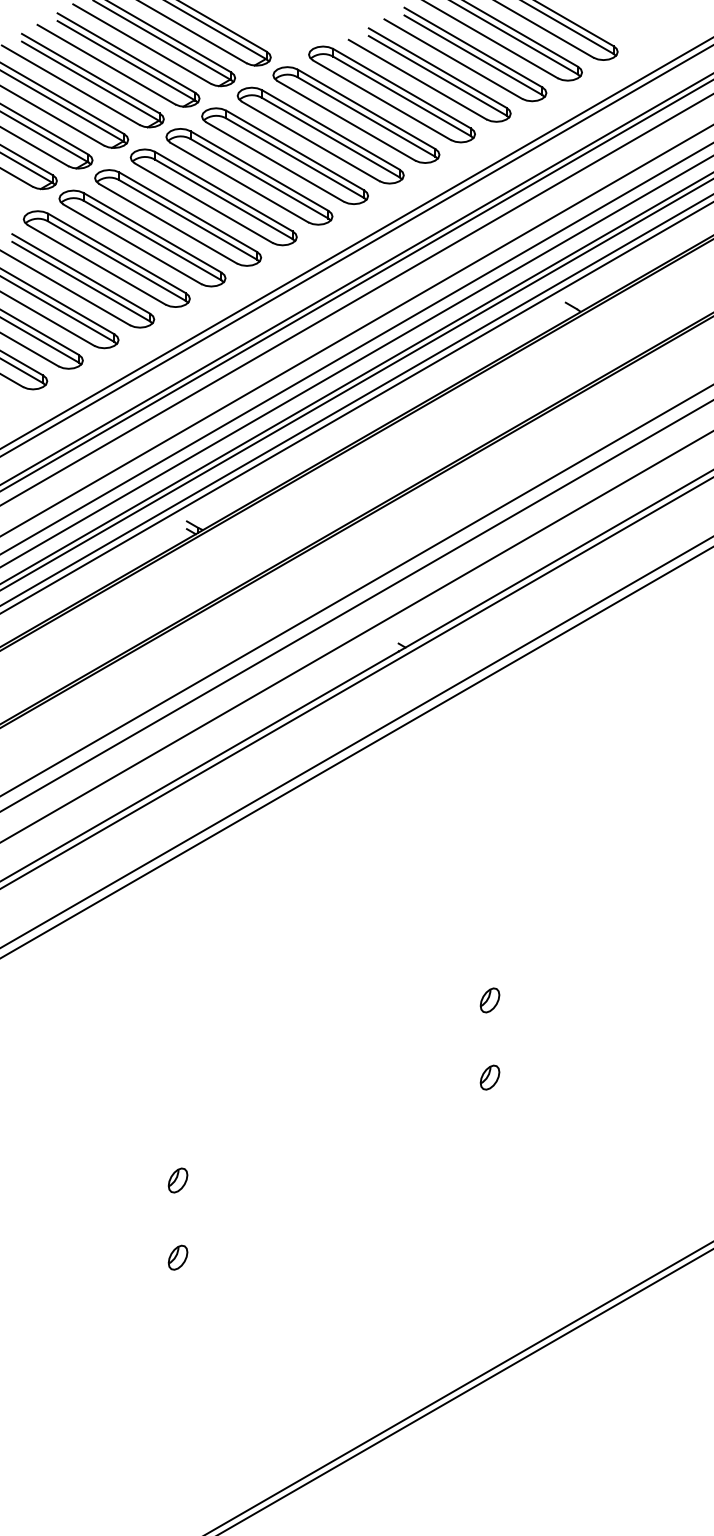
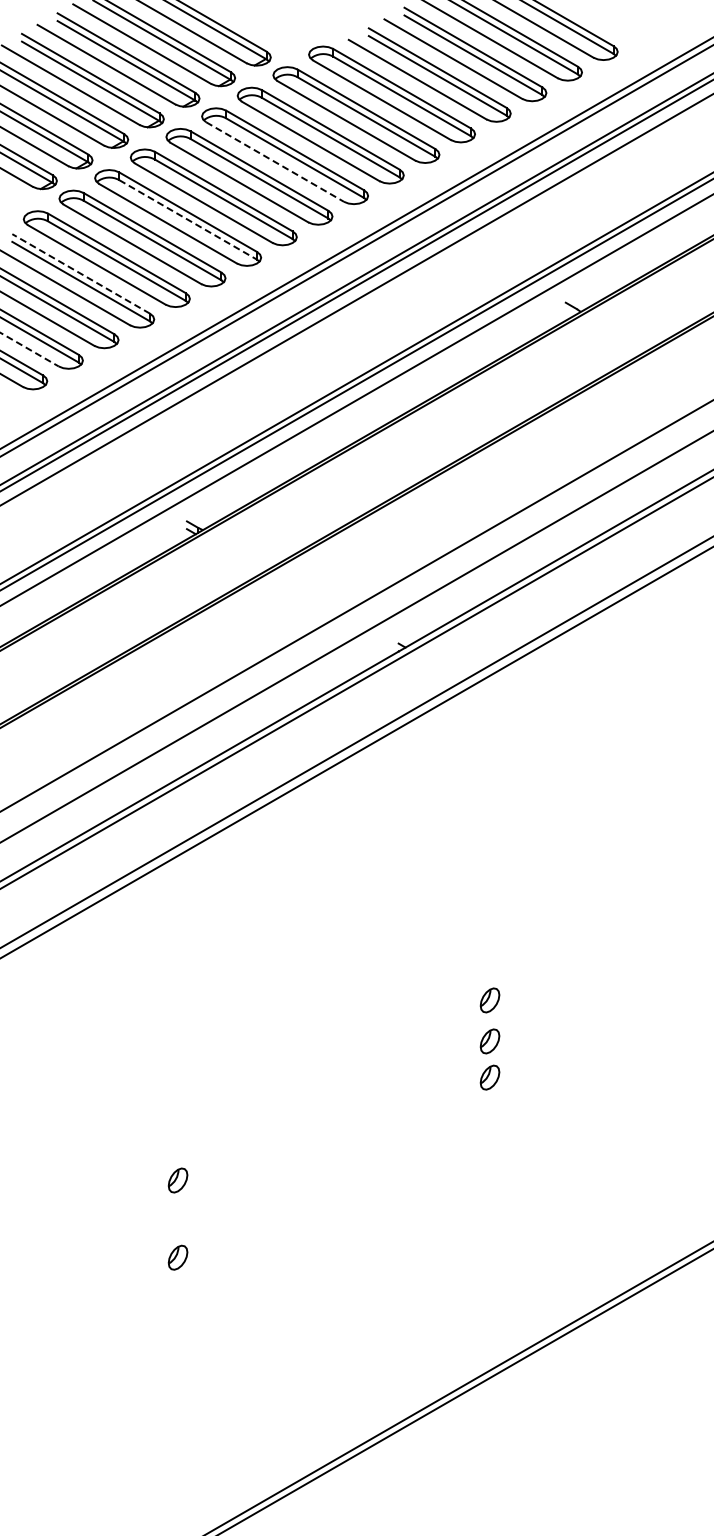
line: solid -> dashed (275, 162)
line: solid -> dashed (188, 219)
line: solid -> dashed (81, 273)
line: present -> none (356, 330)
line: present -> none (356, 348)
line: solid -> dashed (29, 349)
line: present -> none (356, 361)
line: present -> none (356, 407)
line: present -> none (356, 590)
part: none -> present (489, 1041)
